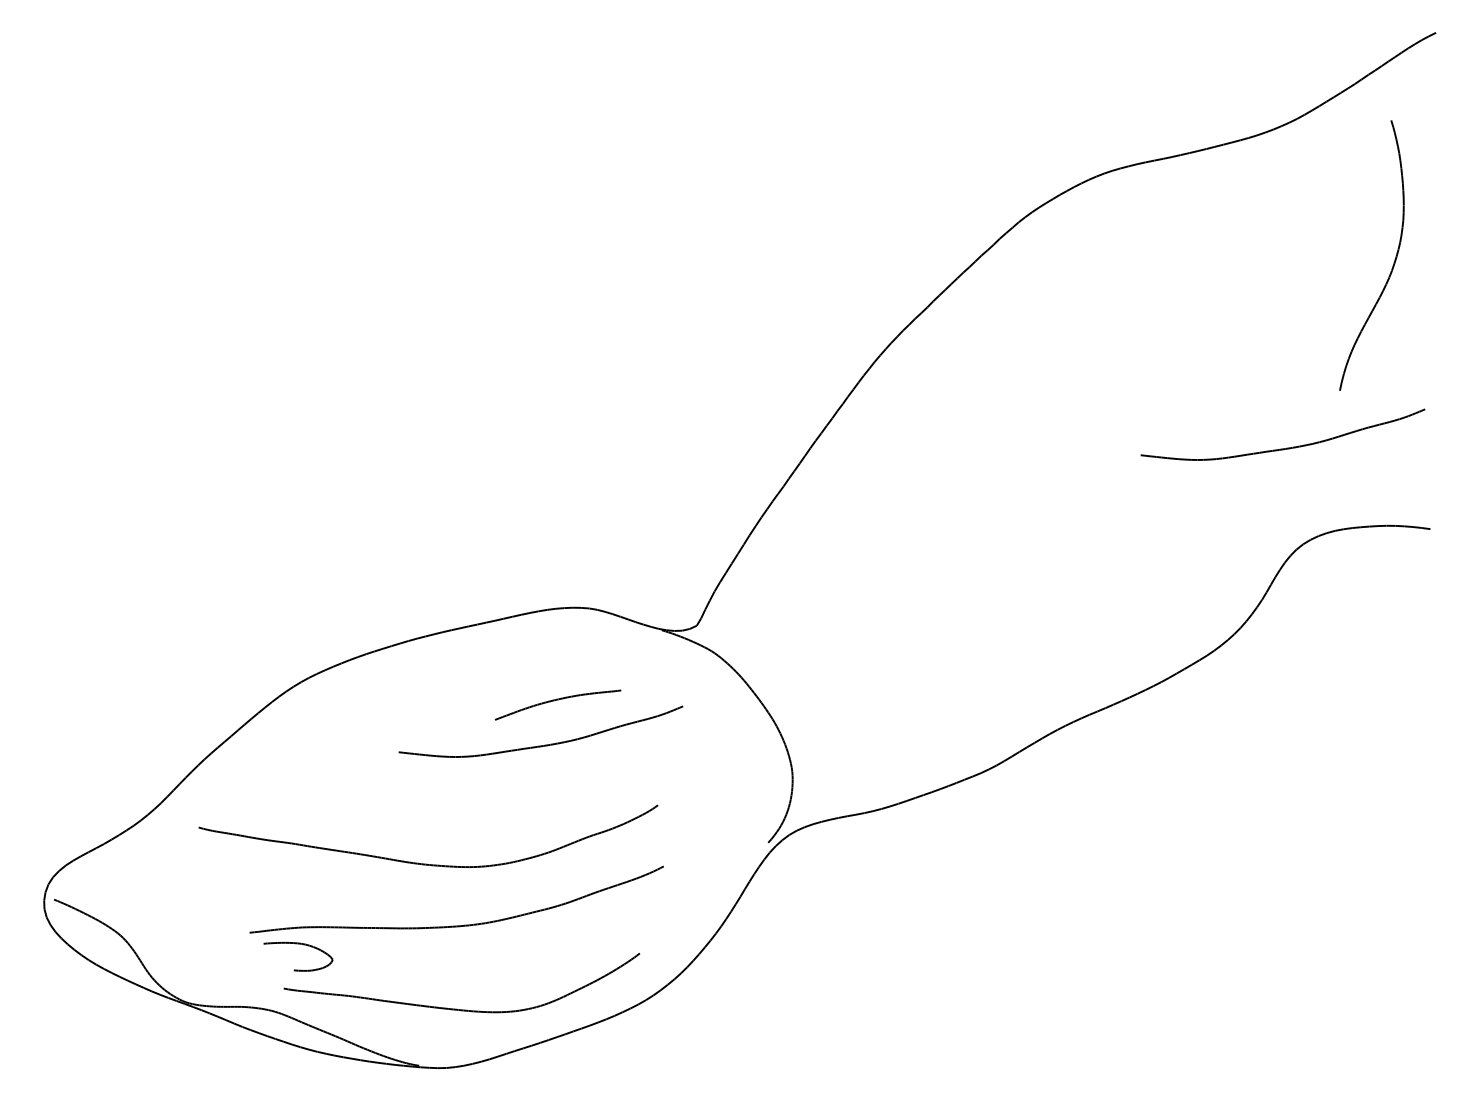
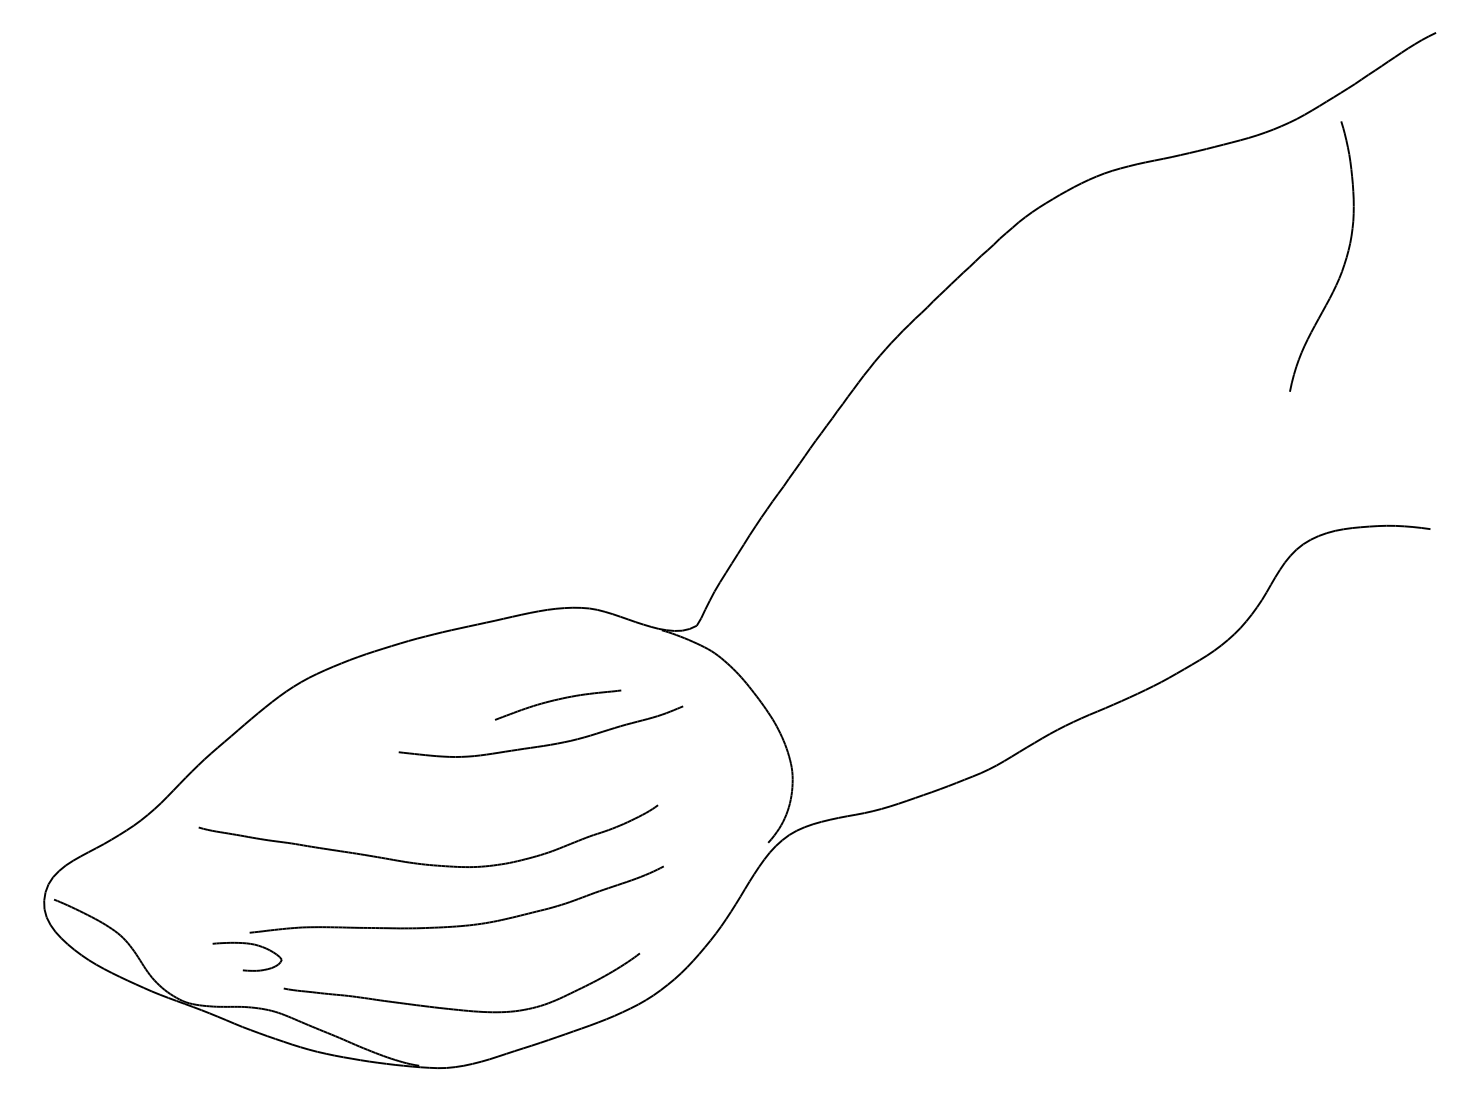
part position: (1393, 262) -> (1343, 263) (1343, 263)
part: present -> none (1286, 447)
part position: (298, 944) -> (247, 944) (247, 944)
